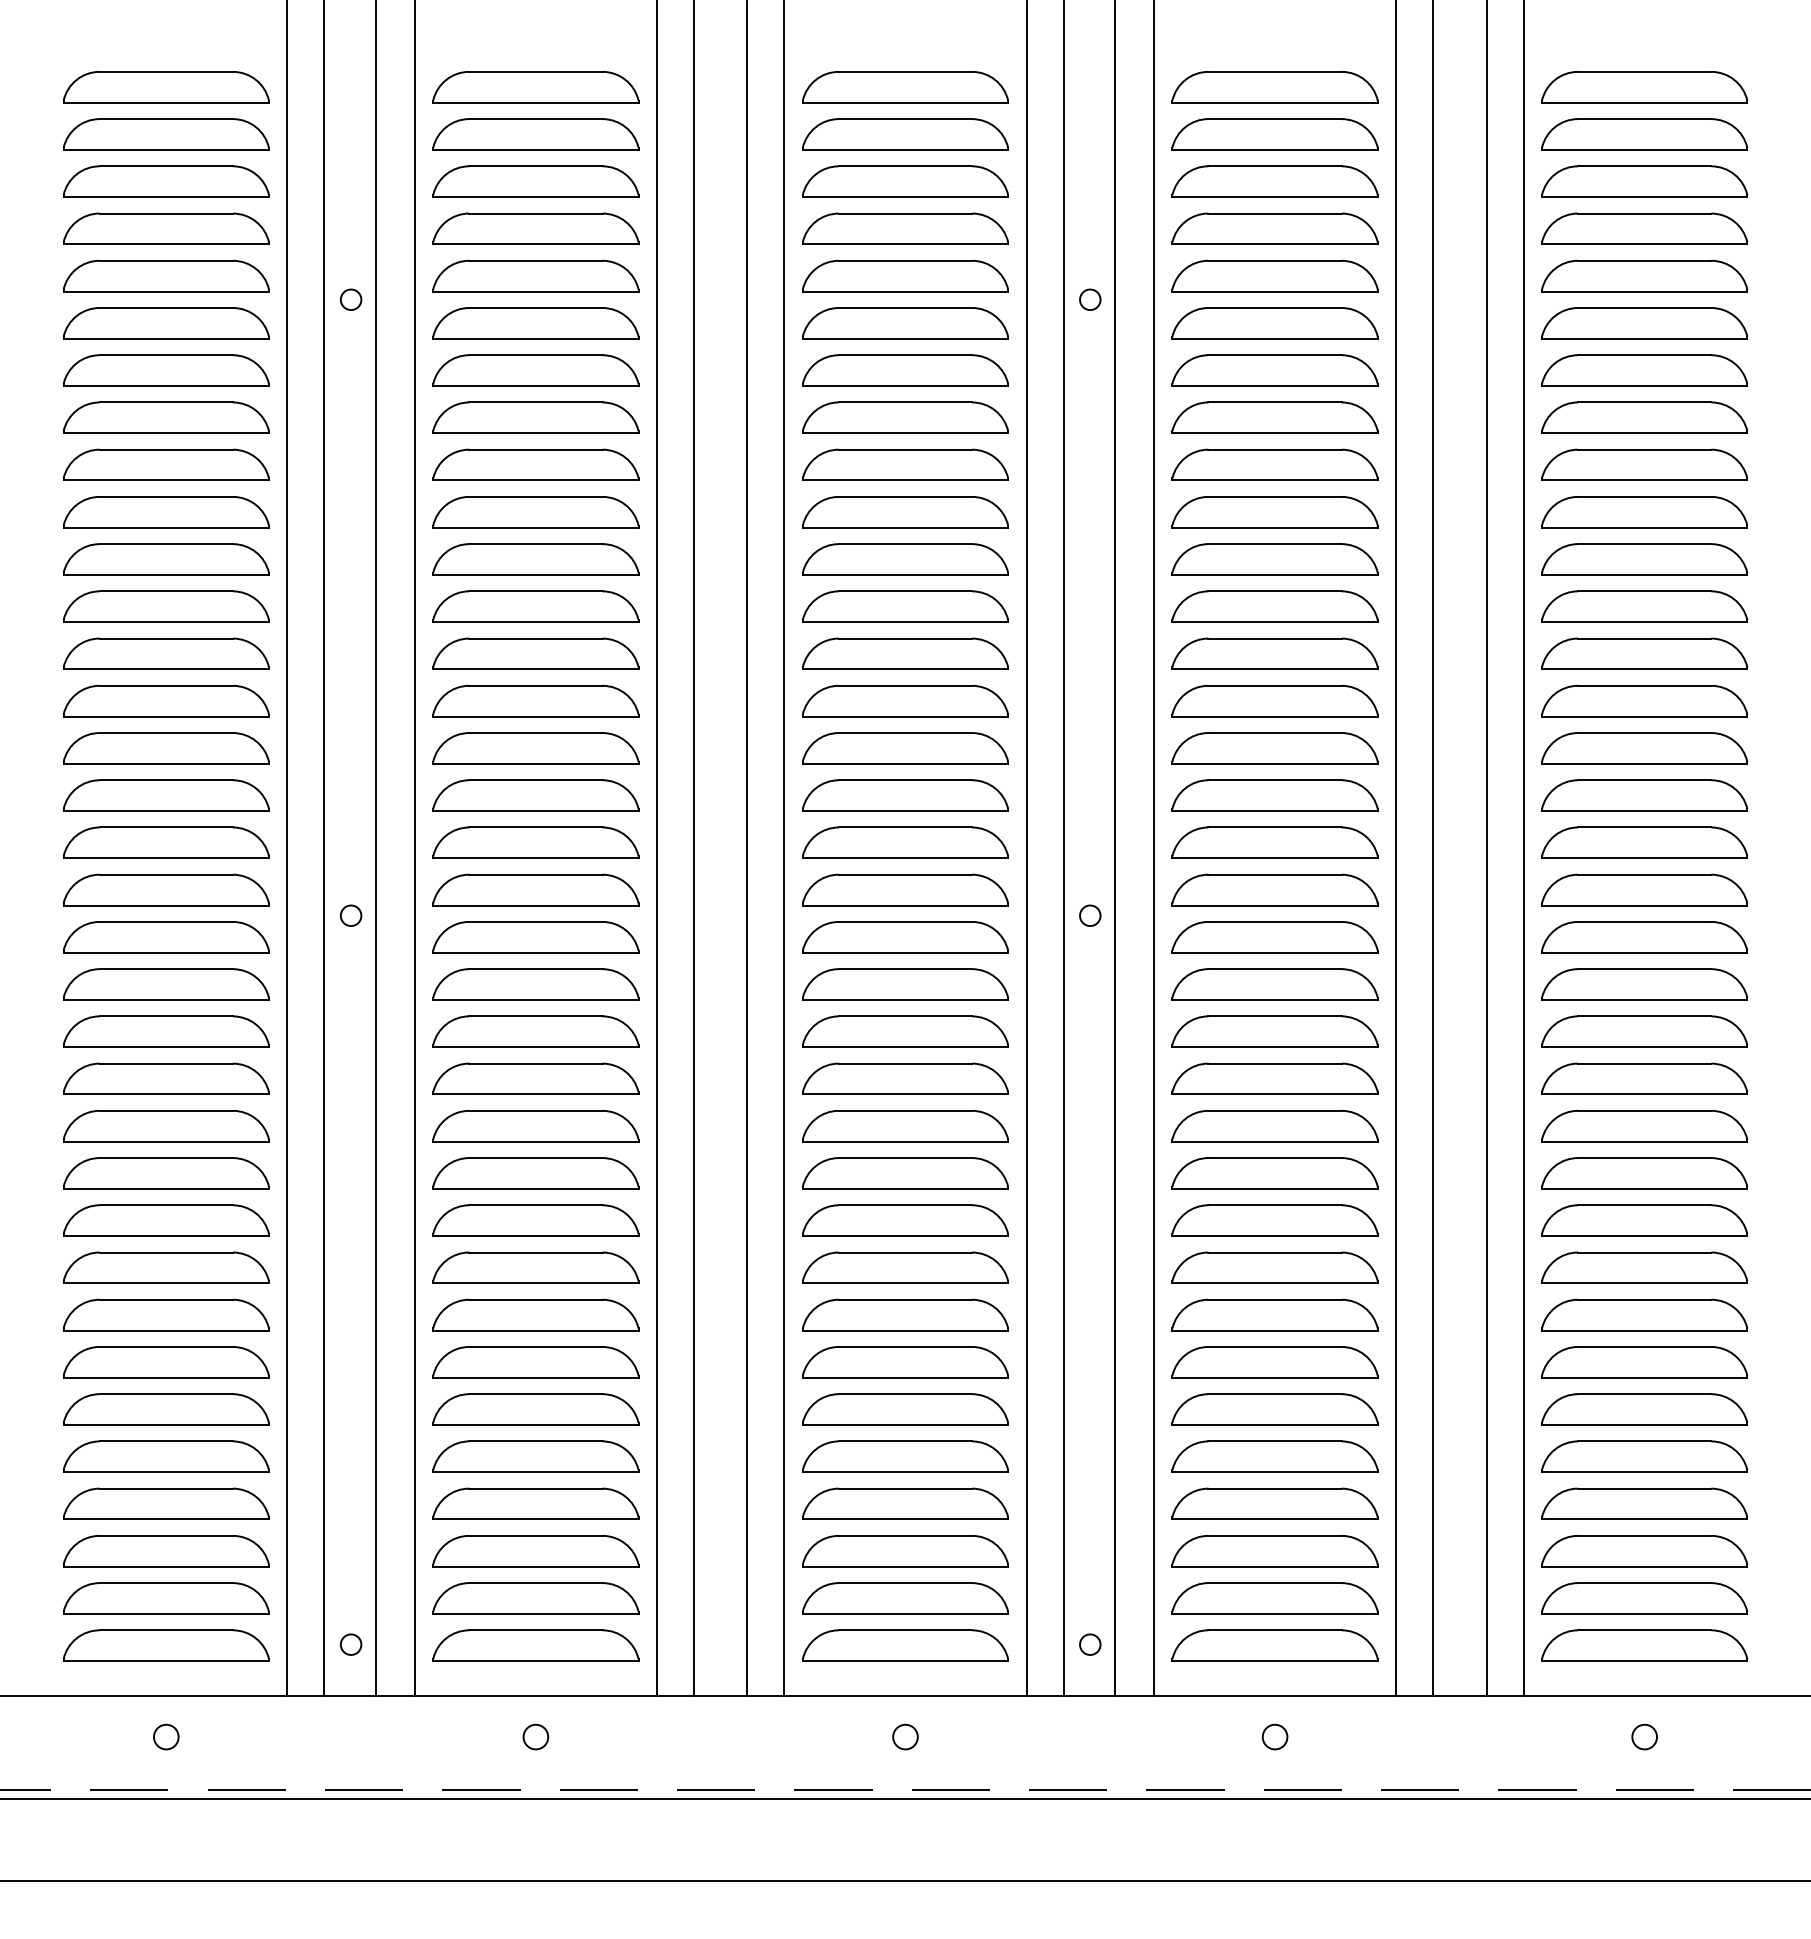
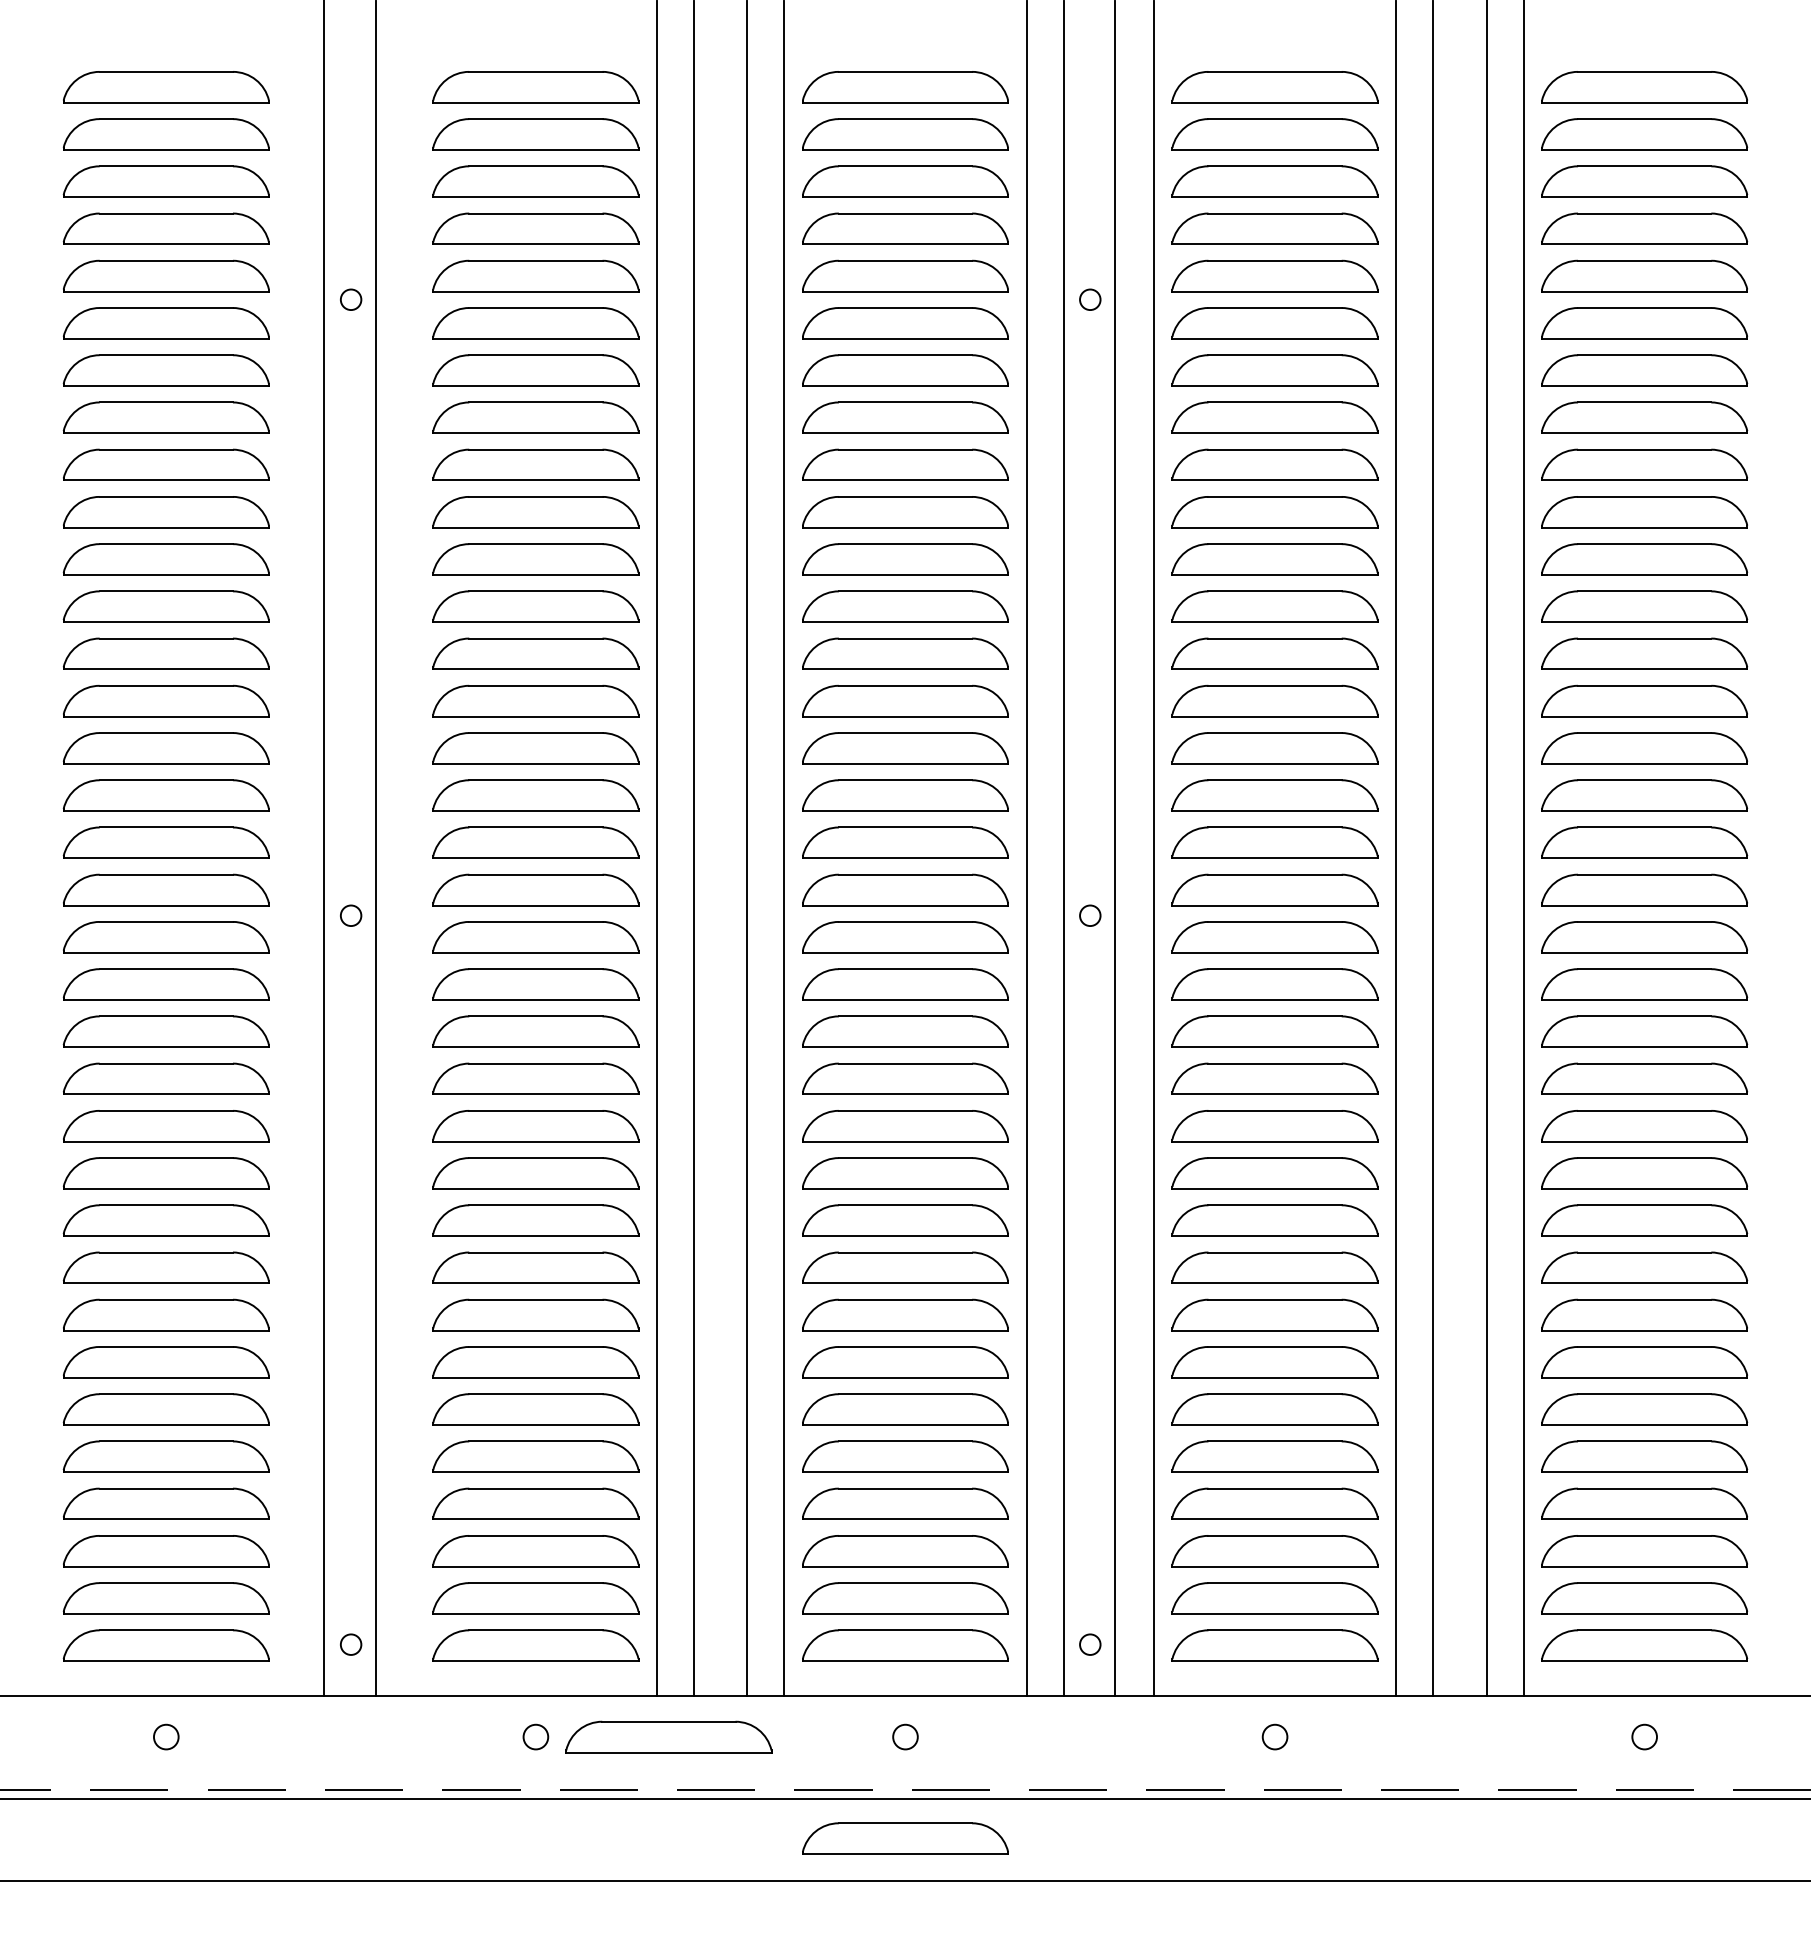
line: present -> none (287, 849)
line: present -> none (414, 849)
part: none -> present (668, 1736)
part: none -> present (905, 1838)
